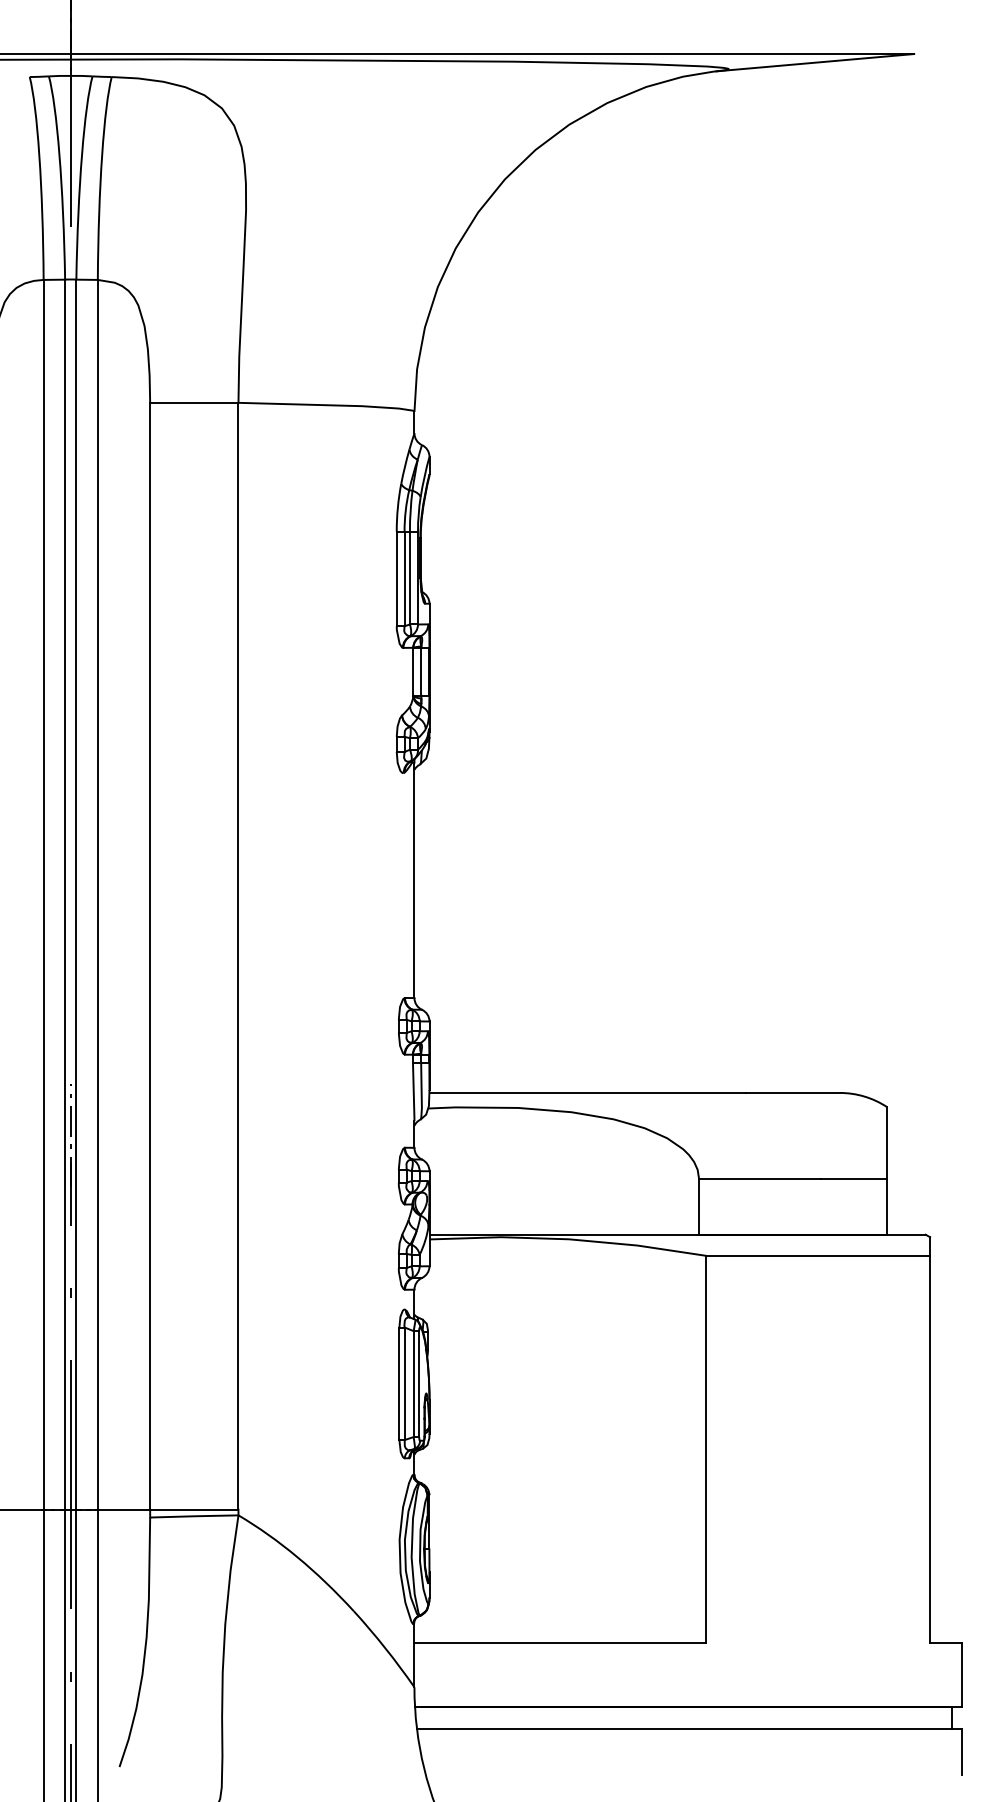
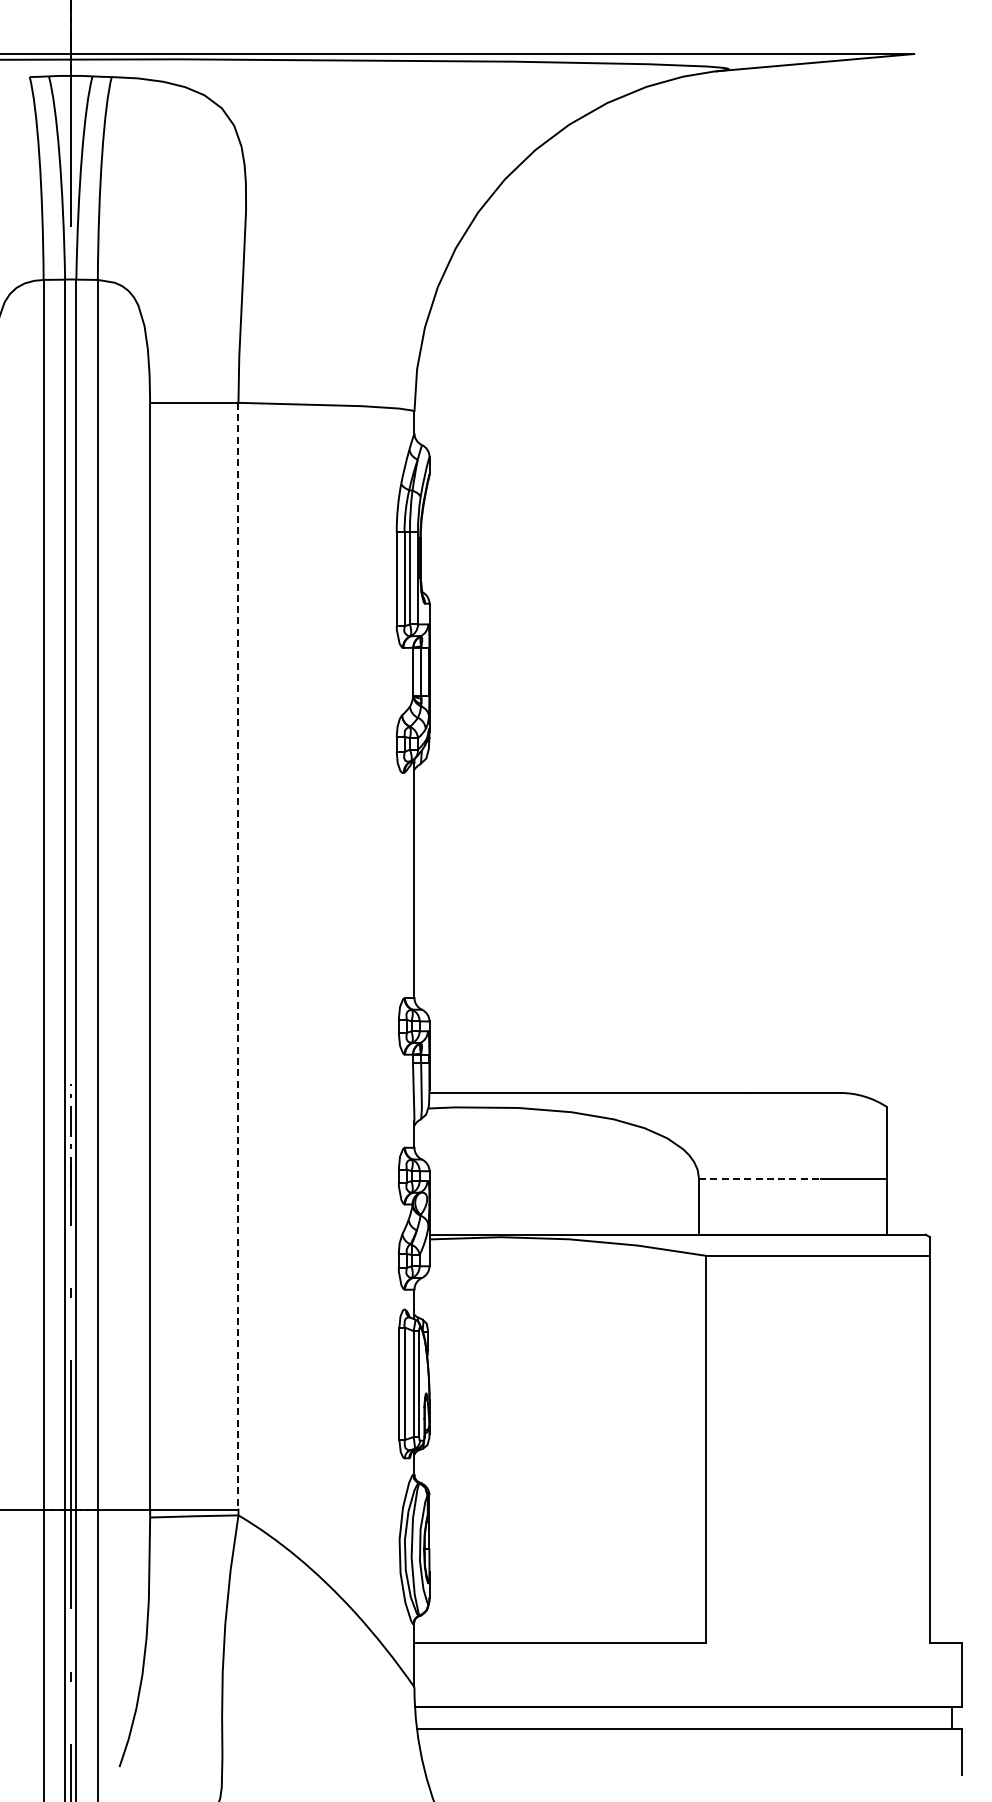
line: solid -> dashed (238, 956)
line: solid -> dashed (760, 1178)
